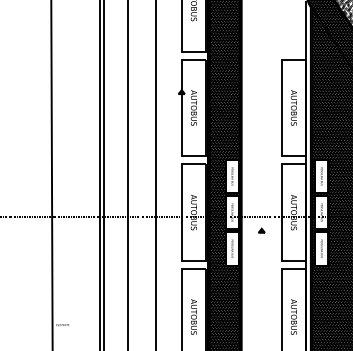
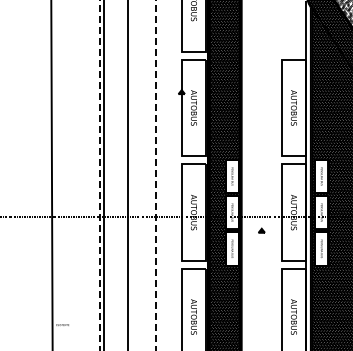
line: solid -> dashed (99, 174)
line: solid -> dashed (155, 175)
